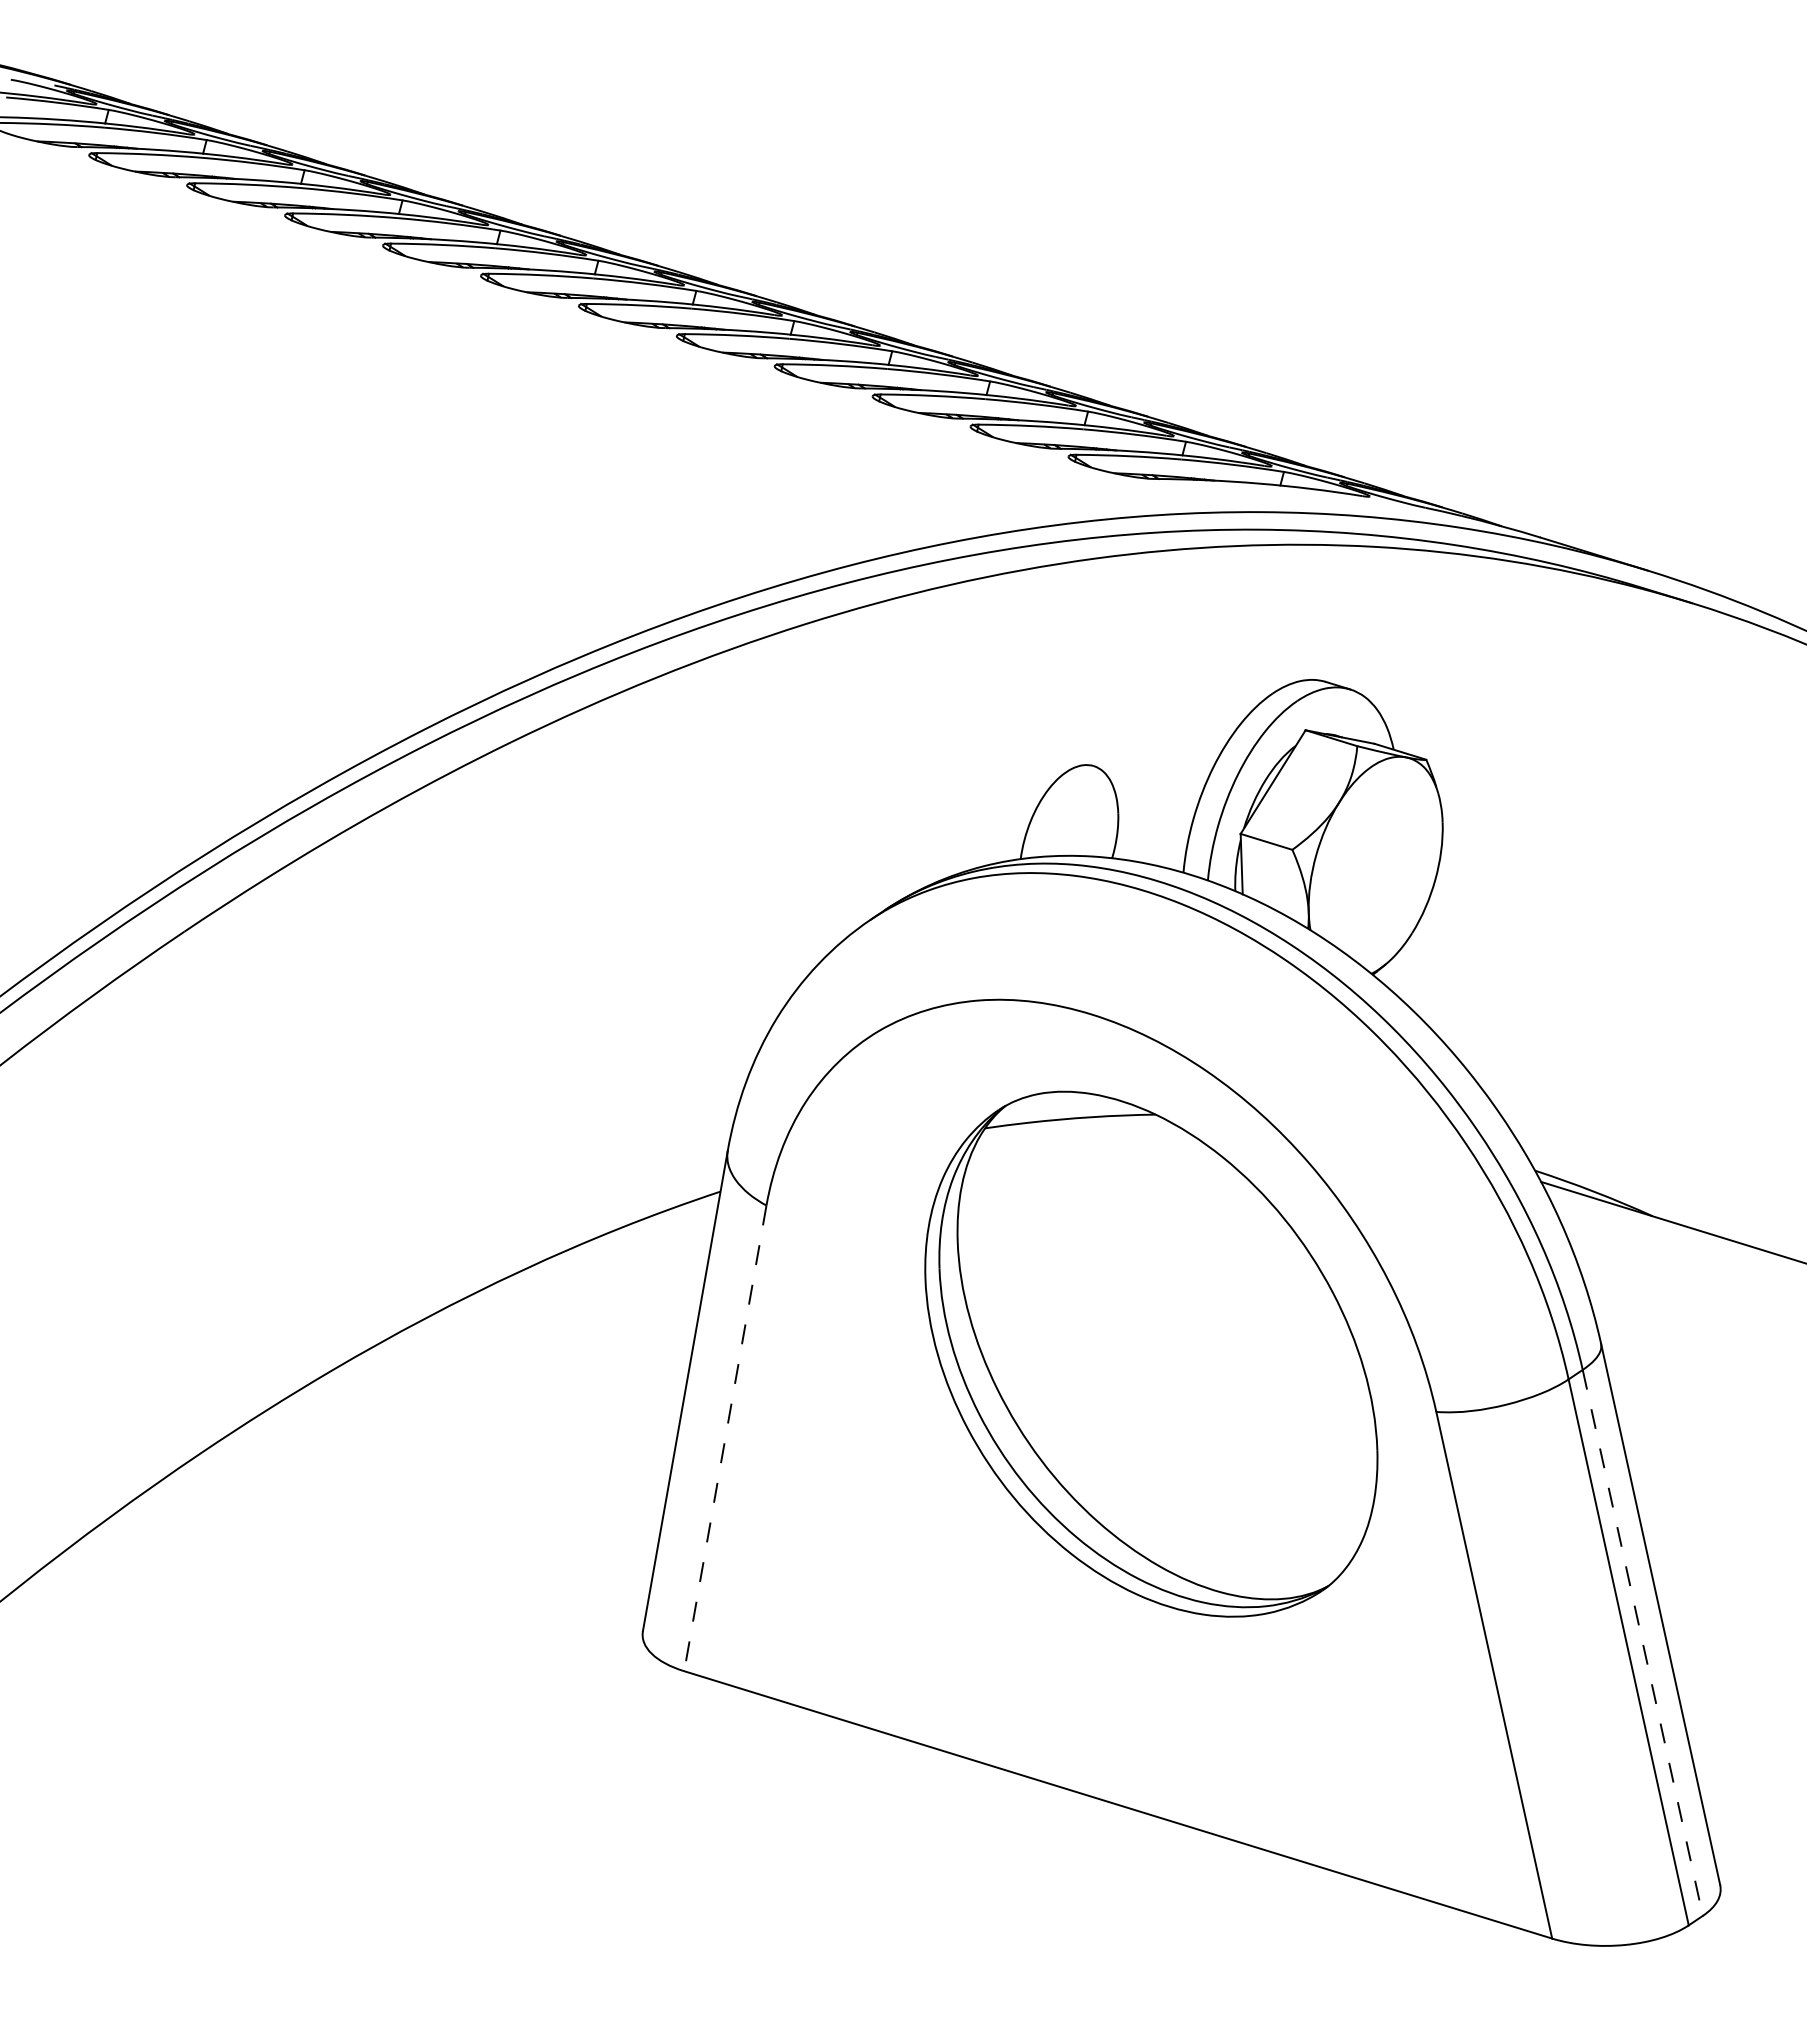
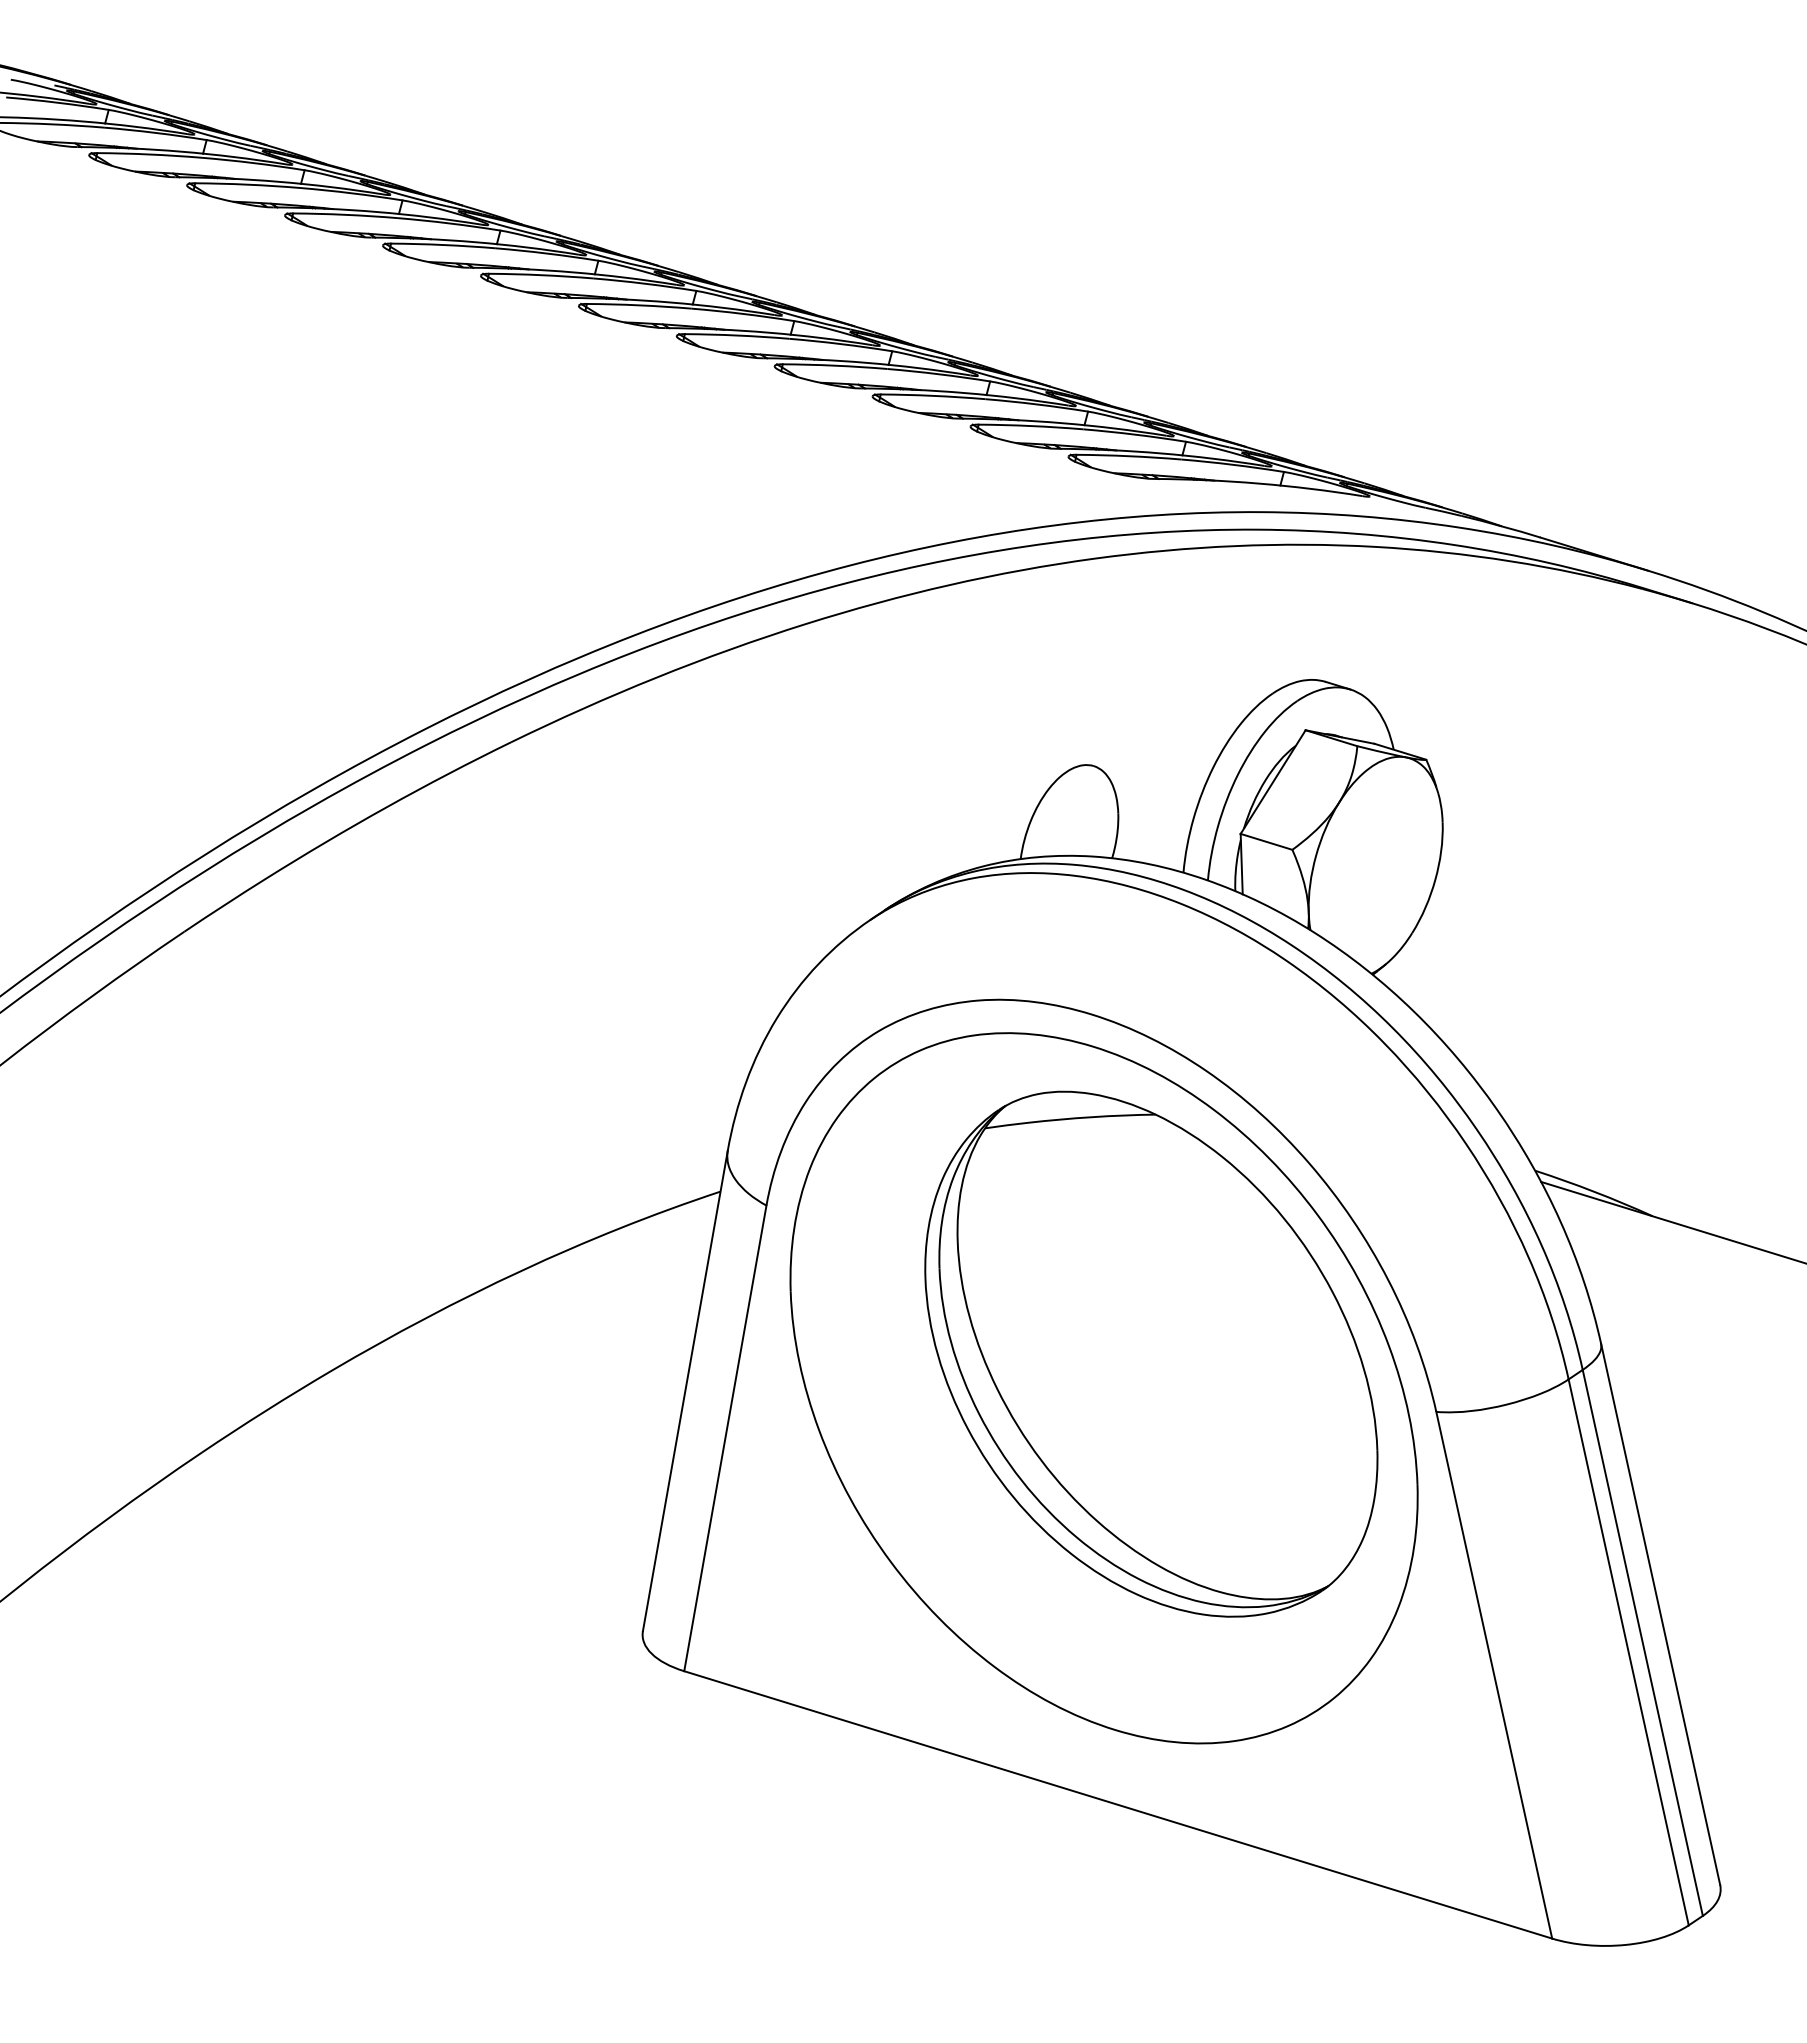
part: none -> present (1103, 1388)
line: dashed -> solid (725, 1438)
line: dashed -> solid (1642, 1642)
